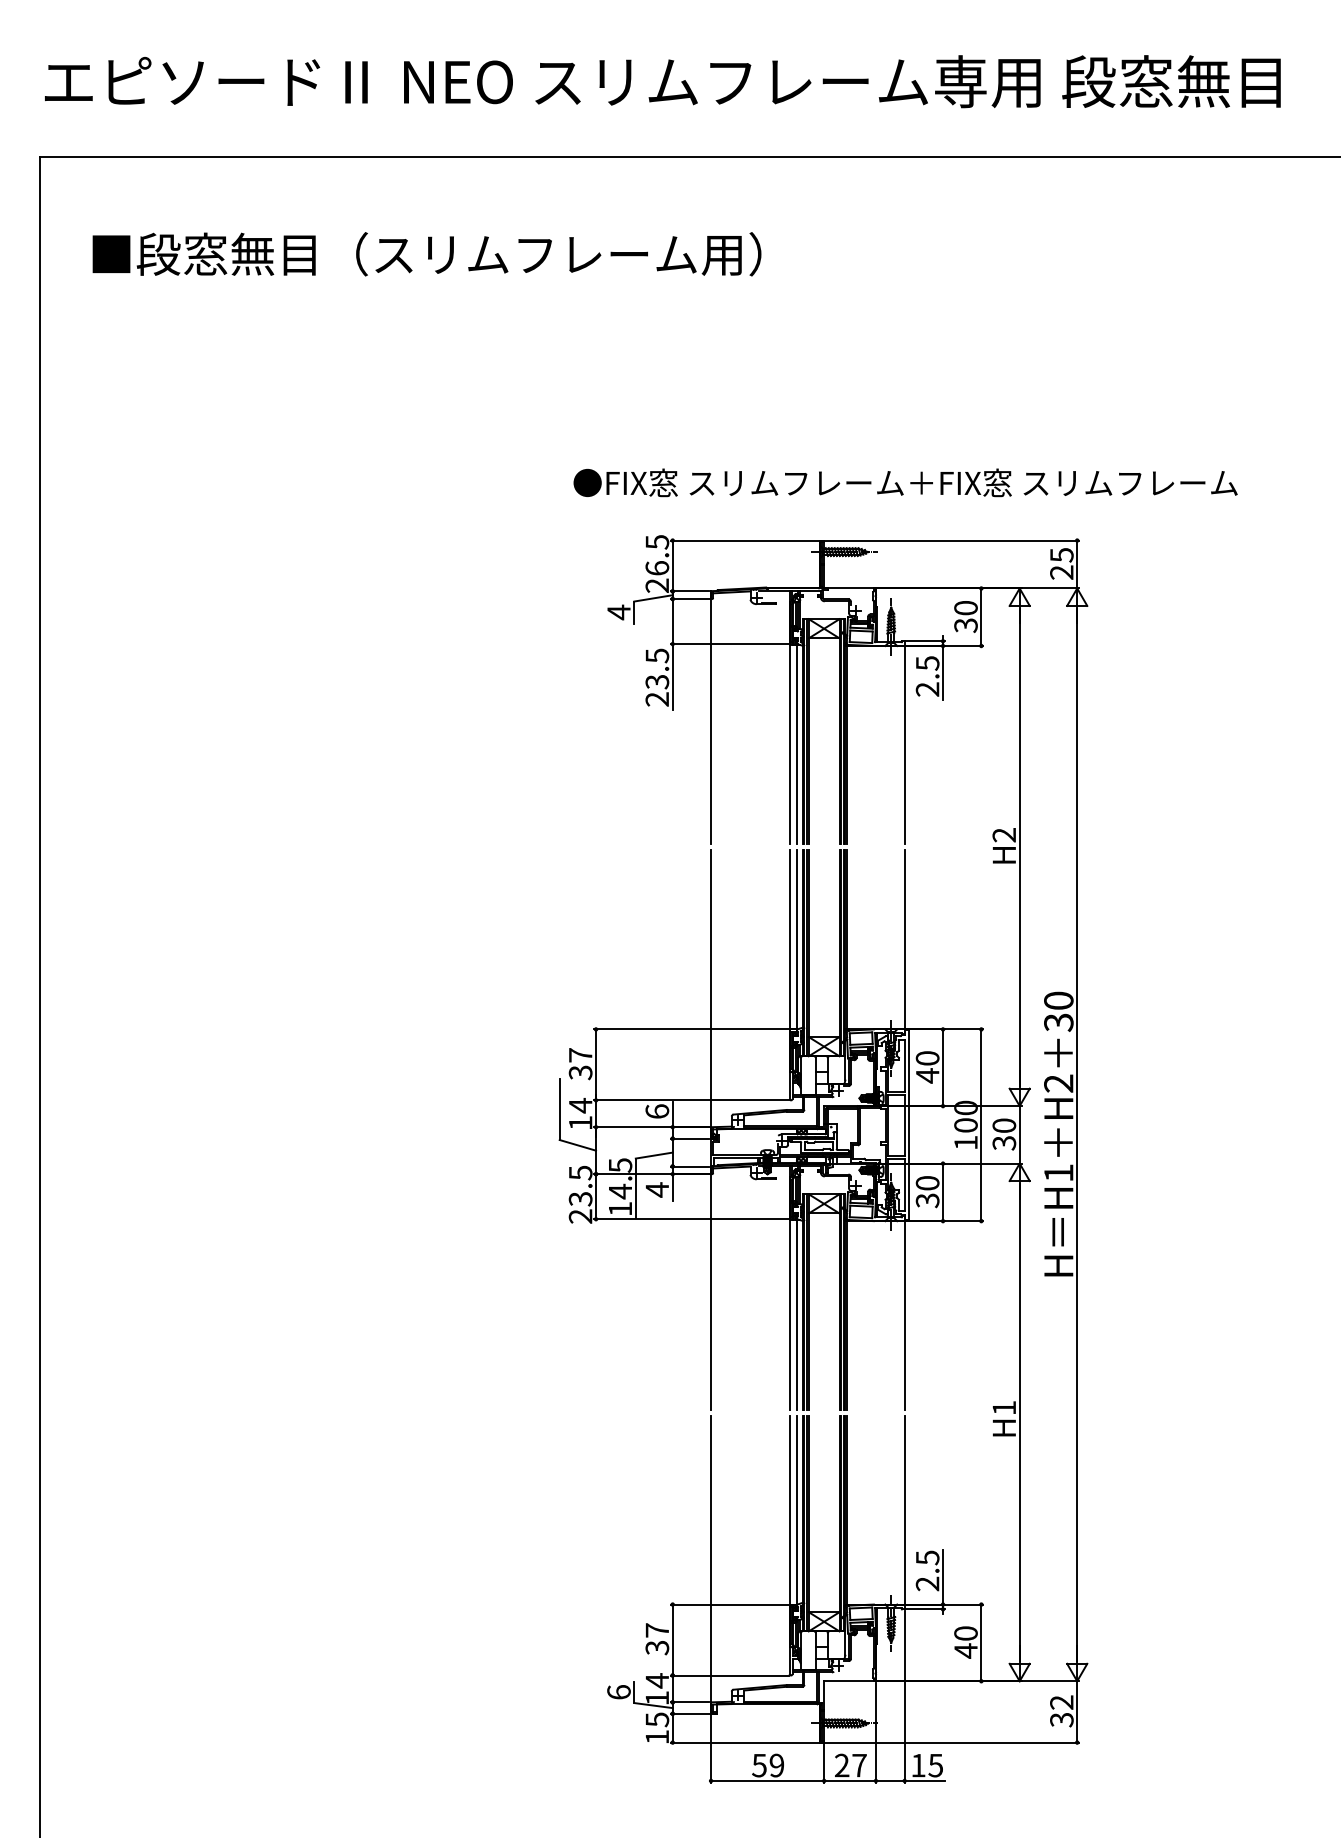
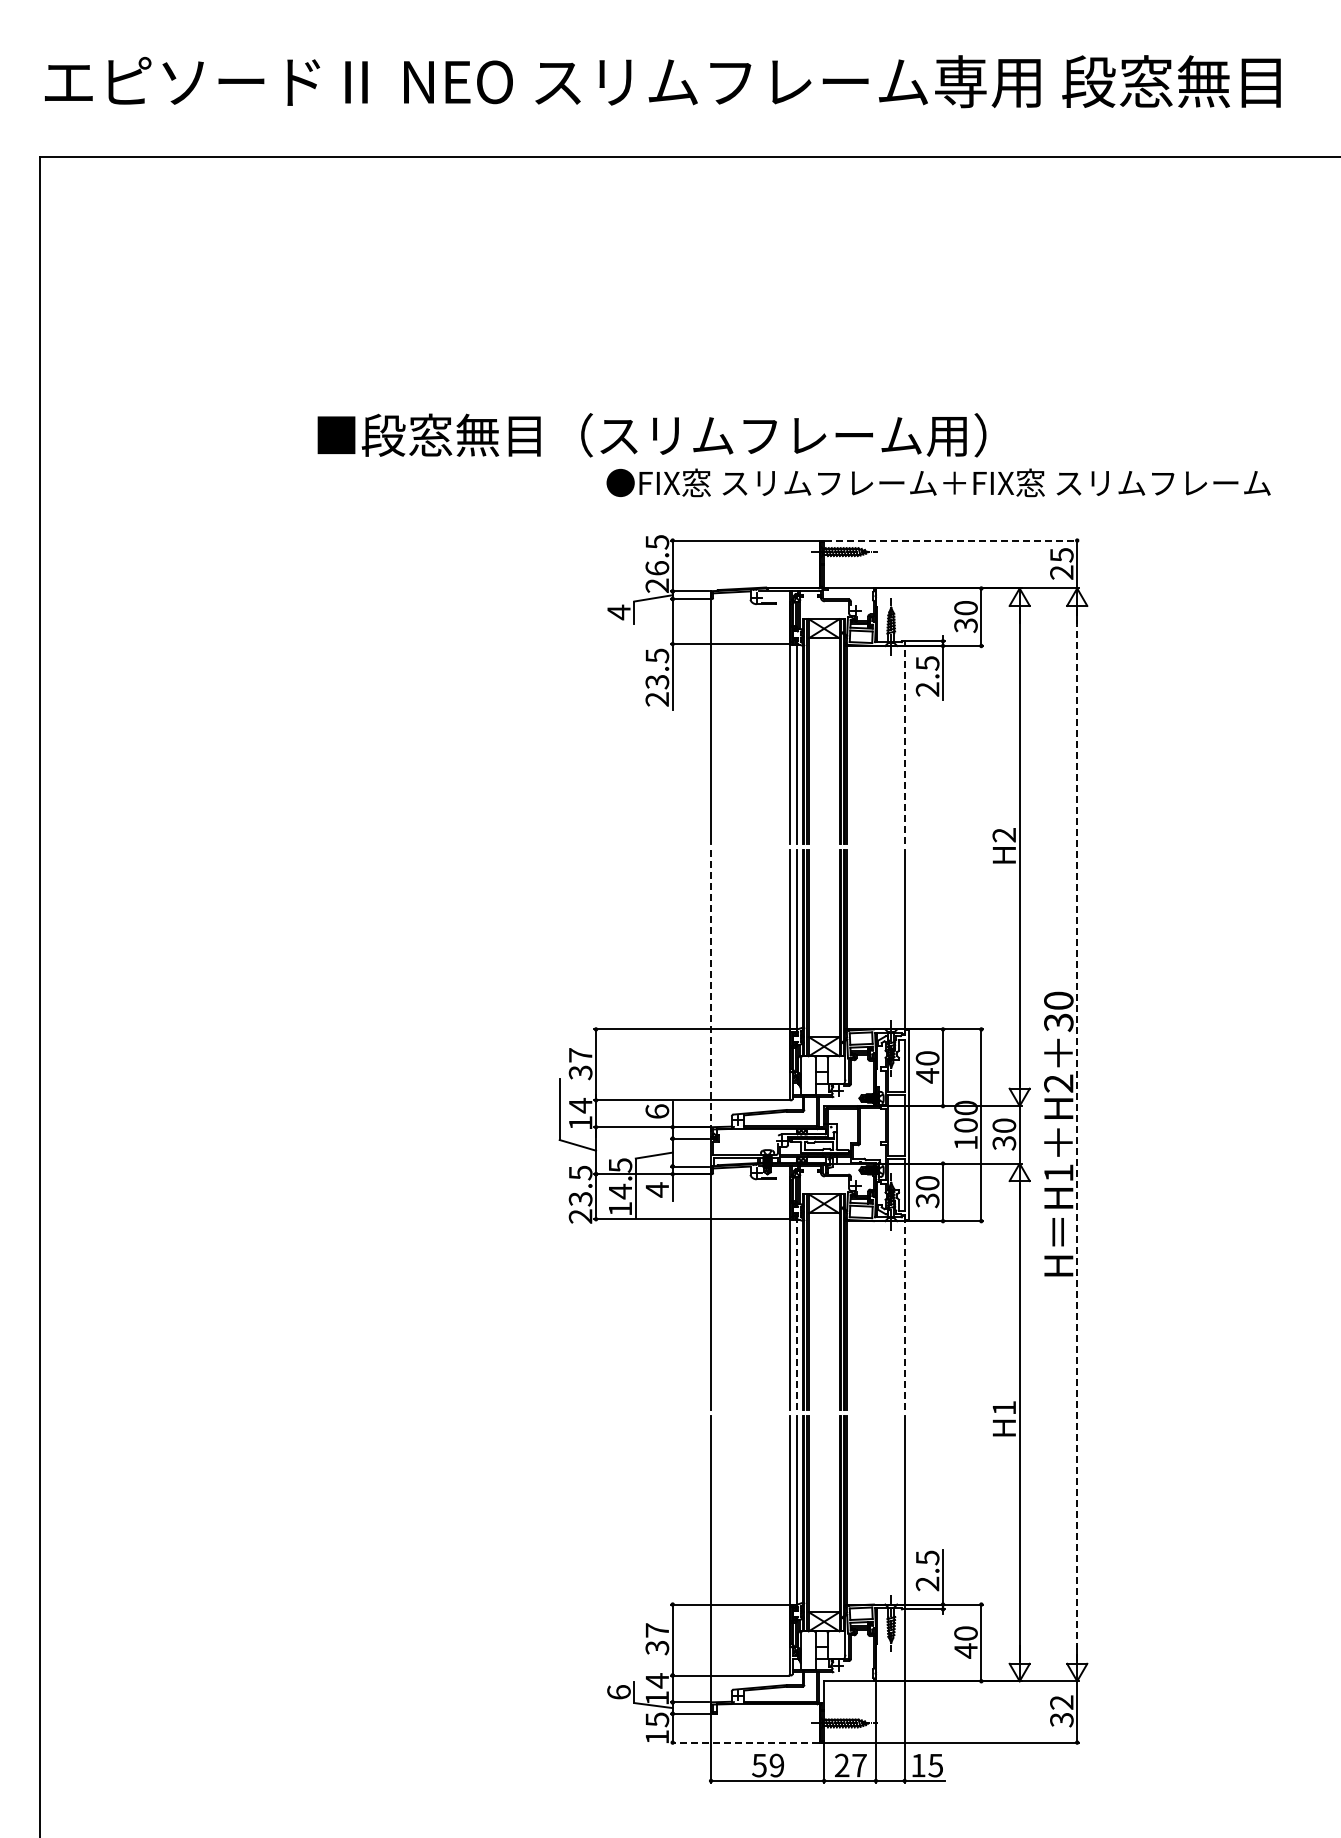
text position: (426, 254) -> (651, 435) (651, 435)
text position: (905, 482) -> (938, 482) (938, 482)
line: solid -> dashed (952, 540)
line: solid -> dashed (904, 744)
line: solid -> dashed (711, 994)
line: solid -> dashed (1077, 1135)
line: solid -> dashed (797, 1315)
line: solid -> dashed (904, 1315)
line: solid -> dashed (744, 1742)
